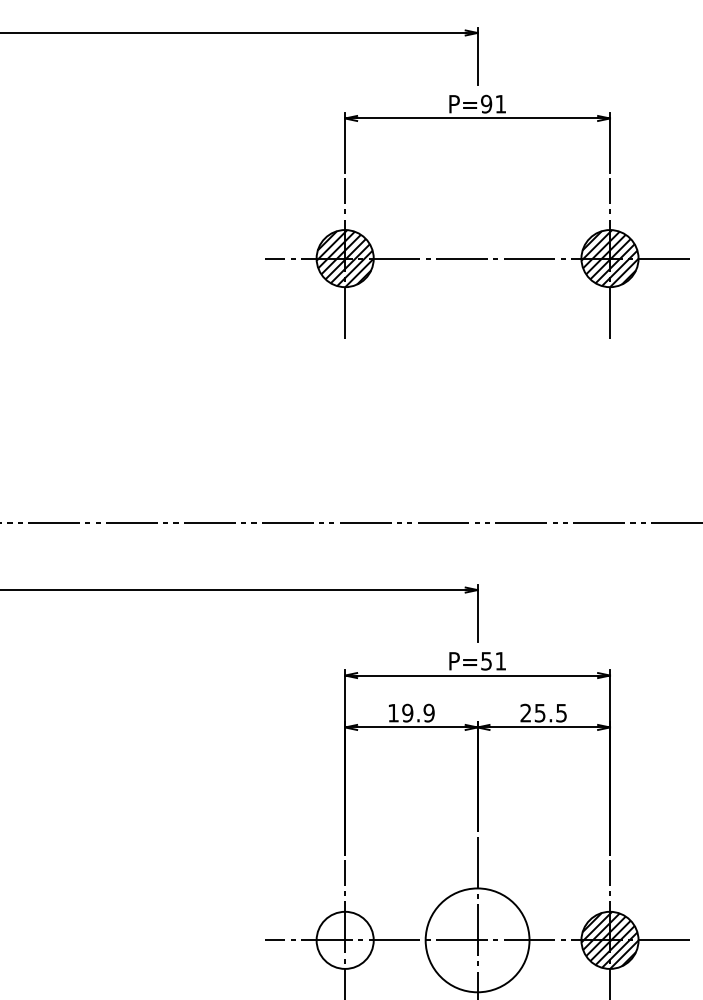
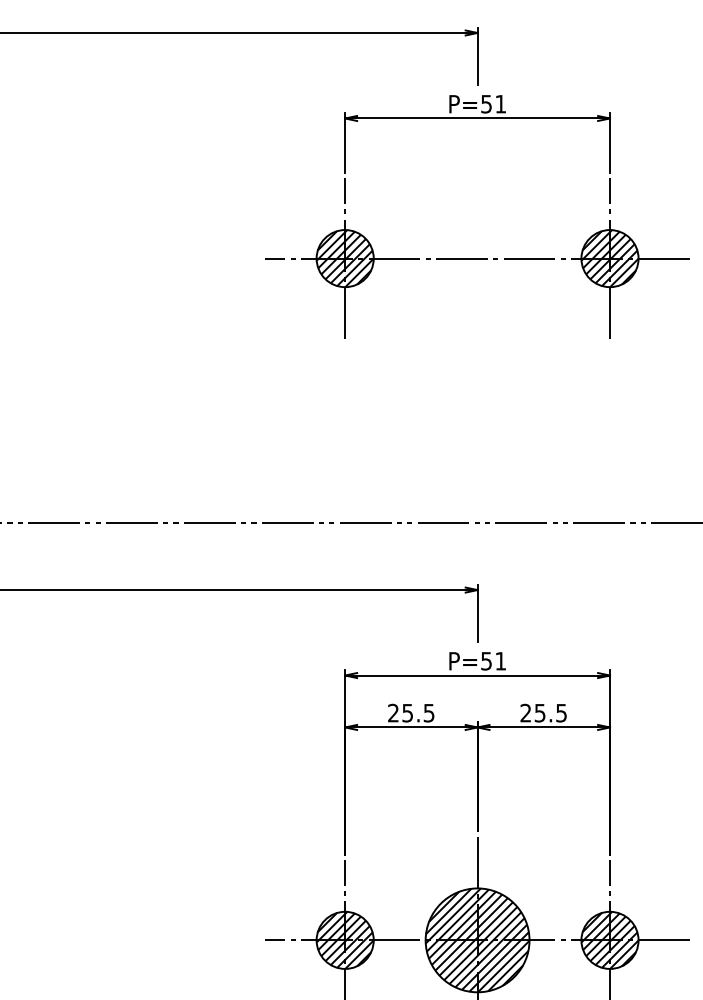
text: P=91 -> P=51 (486, 103)
text: 19.9 -> 25.5 (411, 712)
hatch: none -> present (344, 939)
hatch: none -> present (477, 940)
